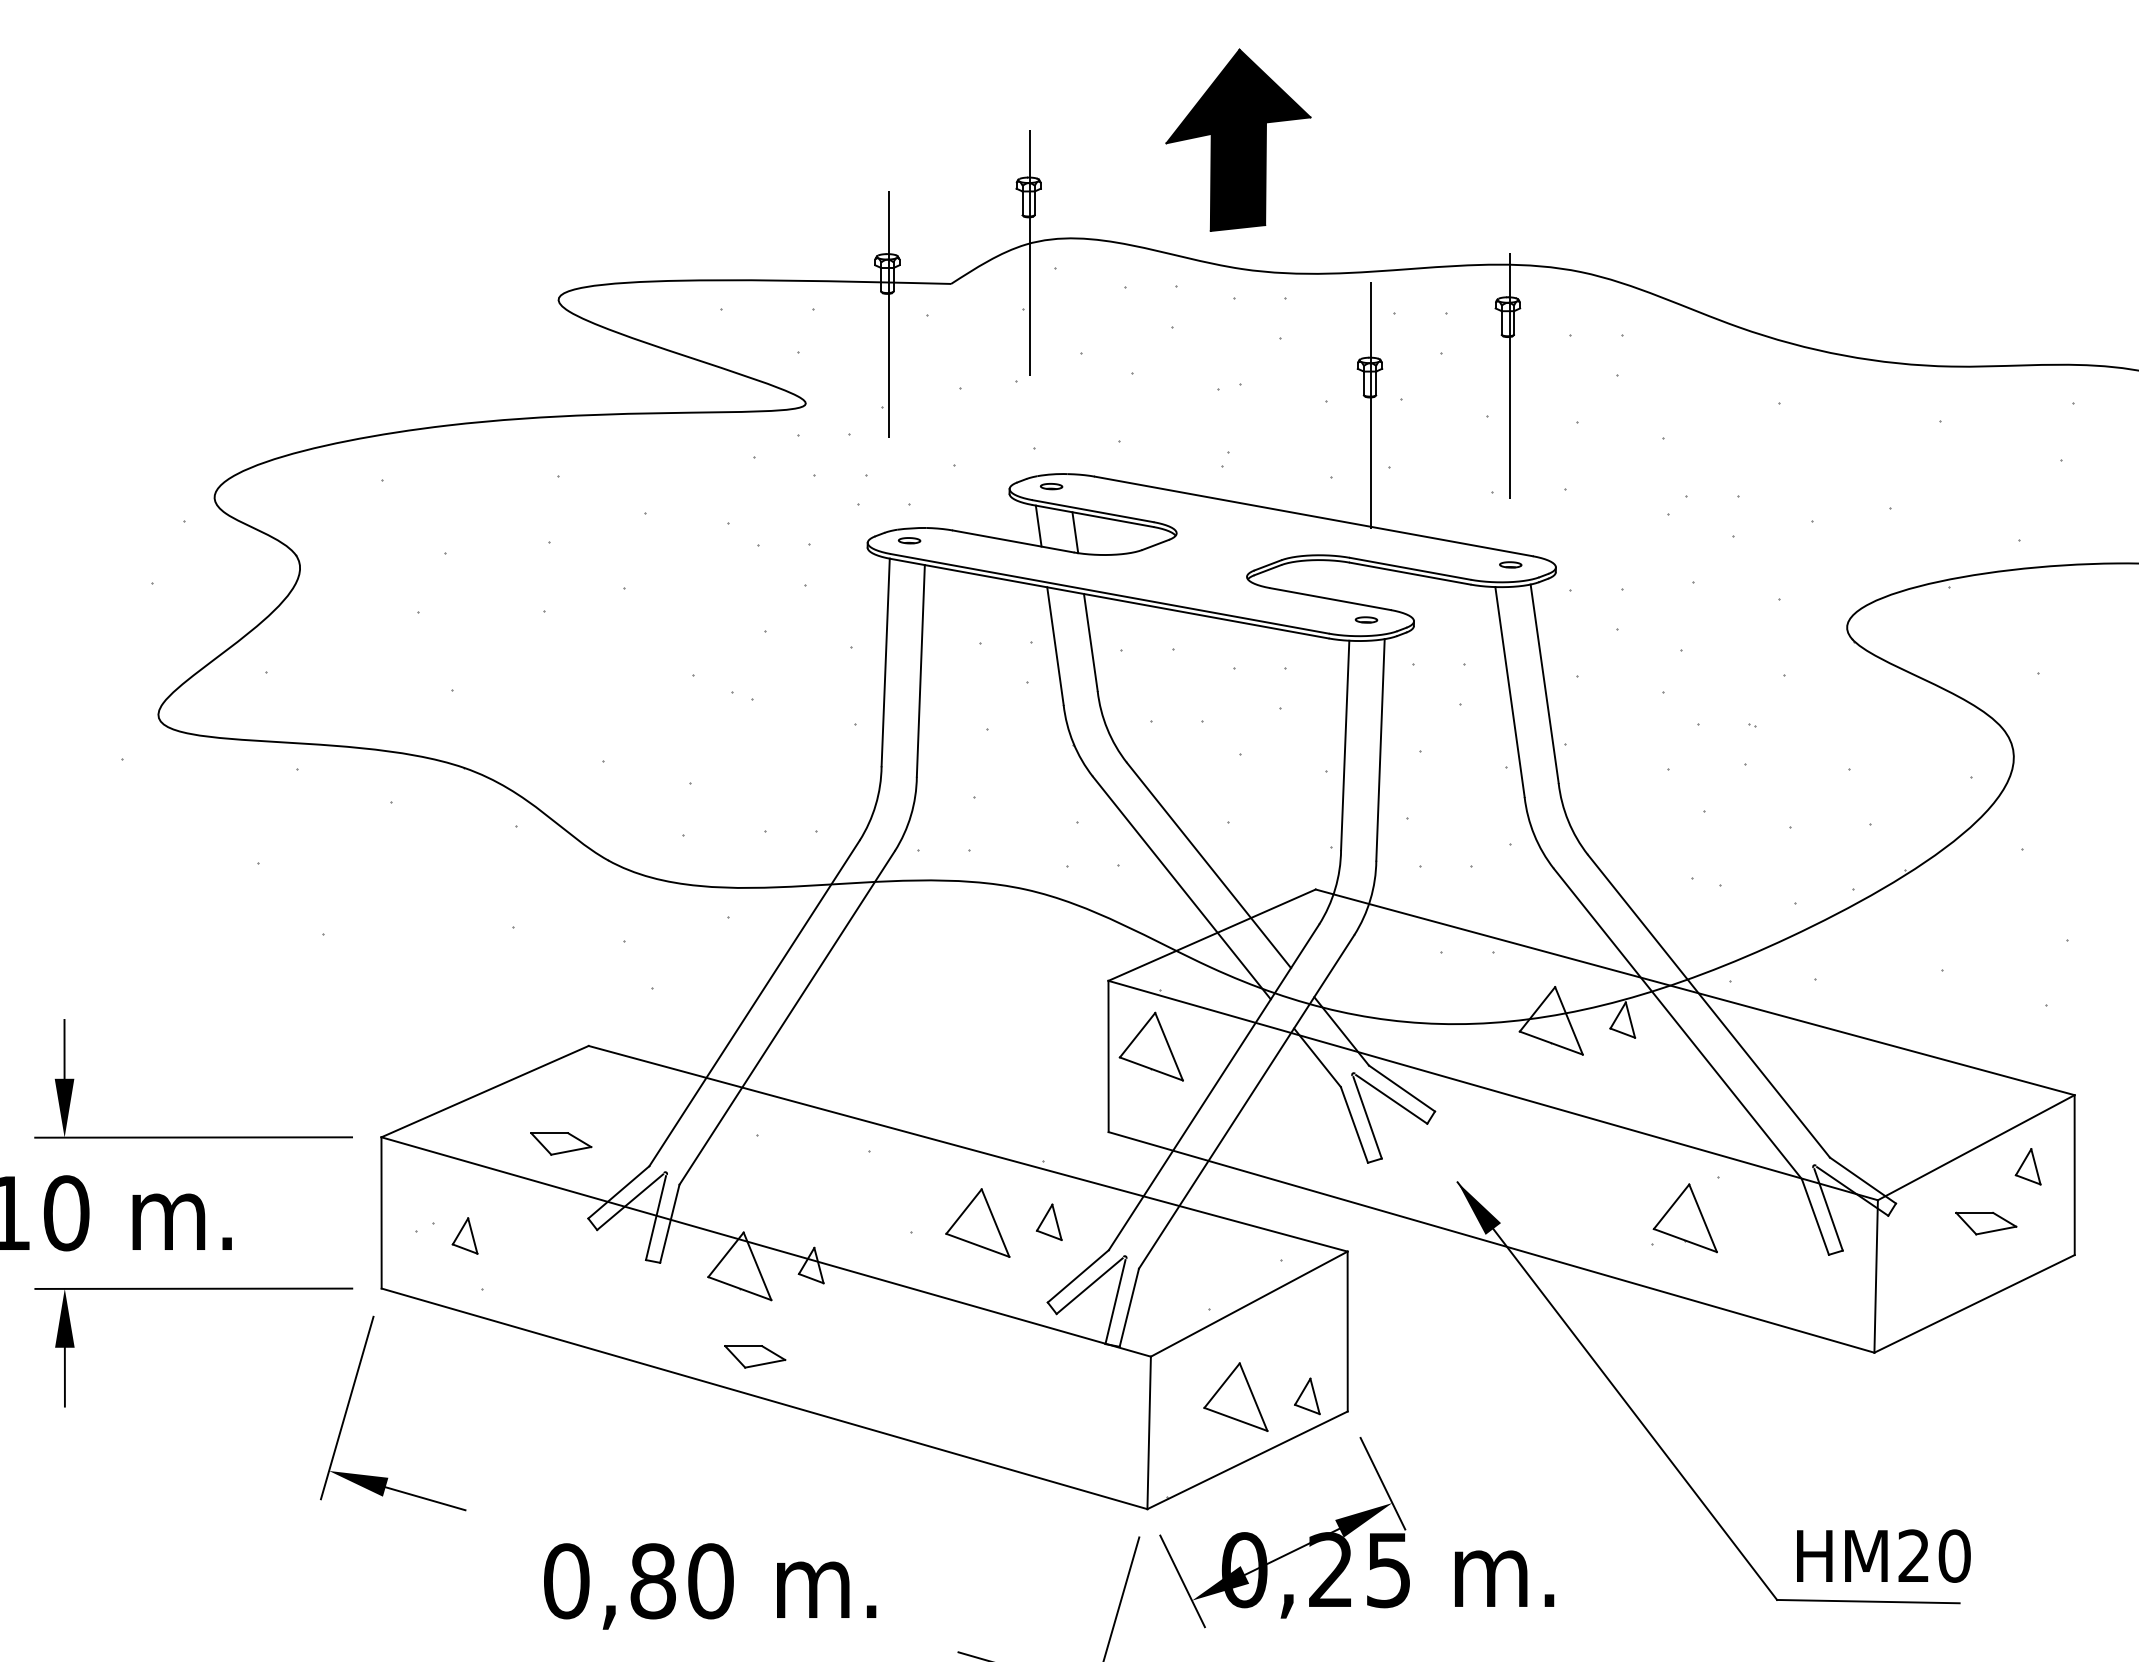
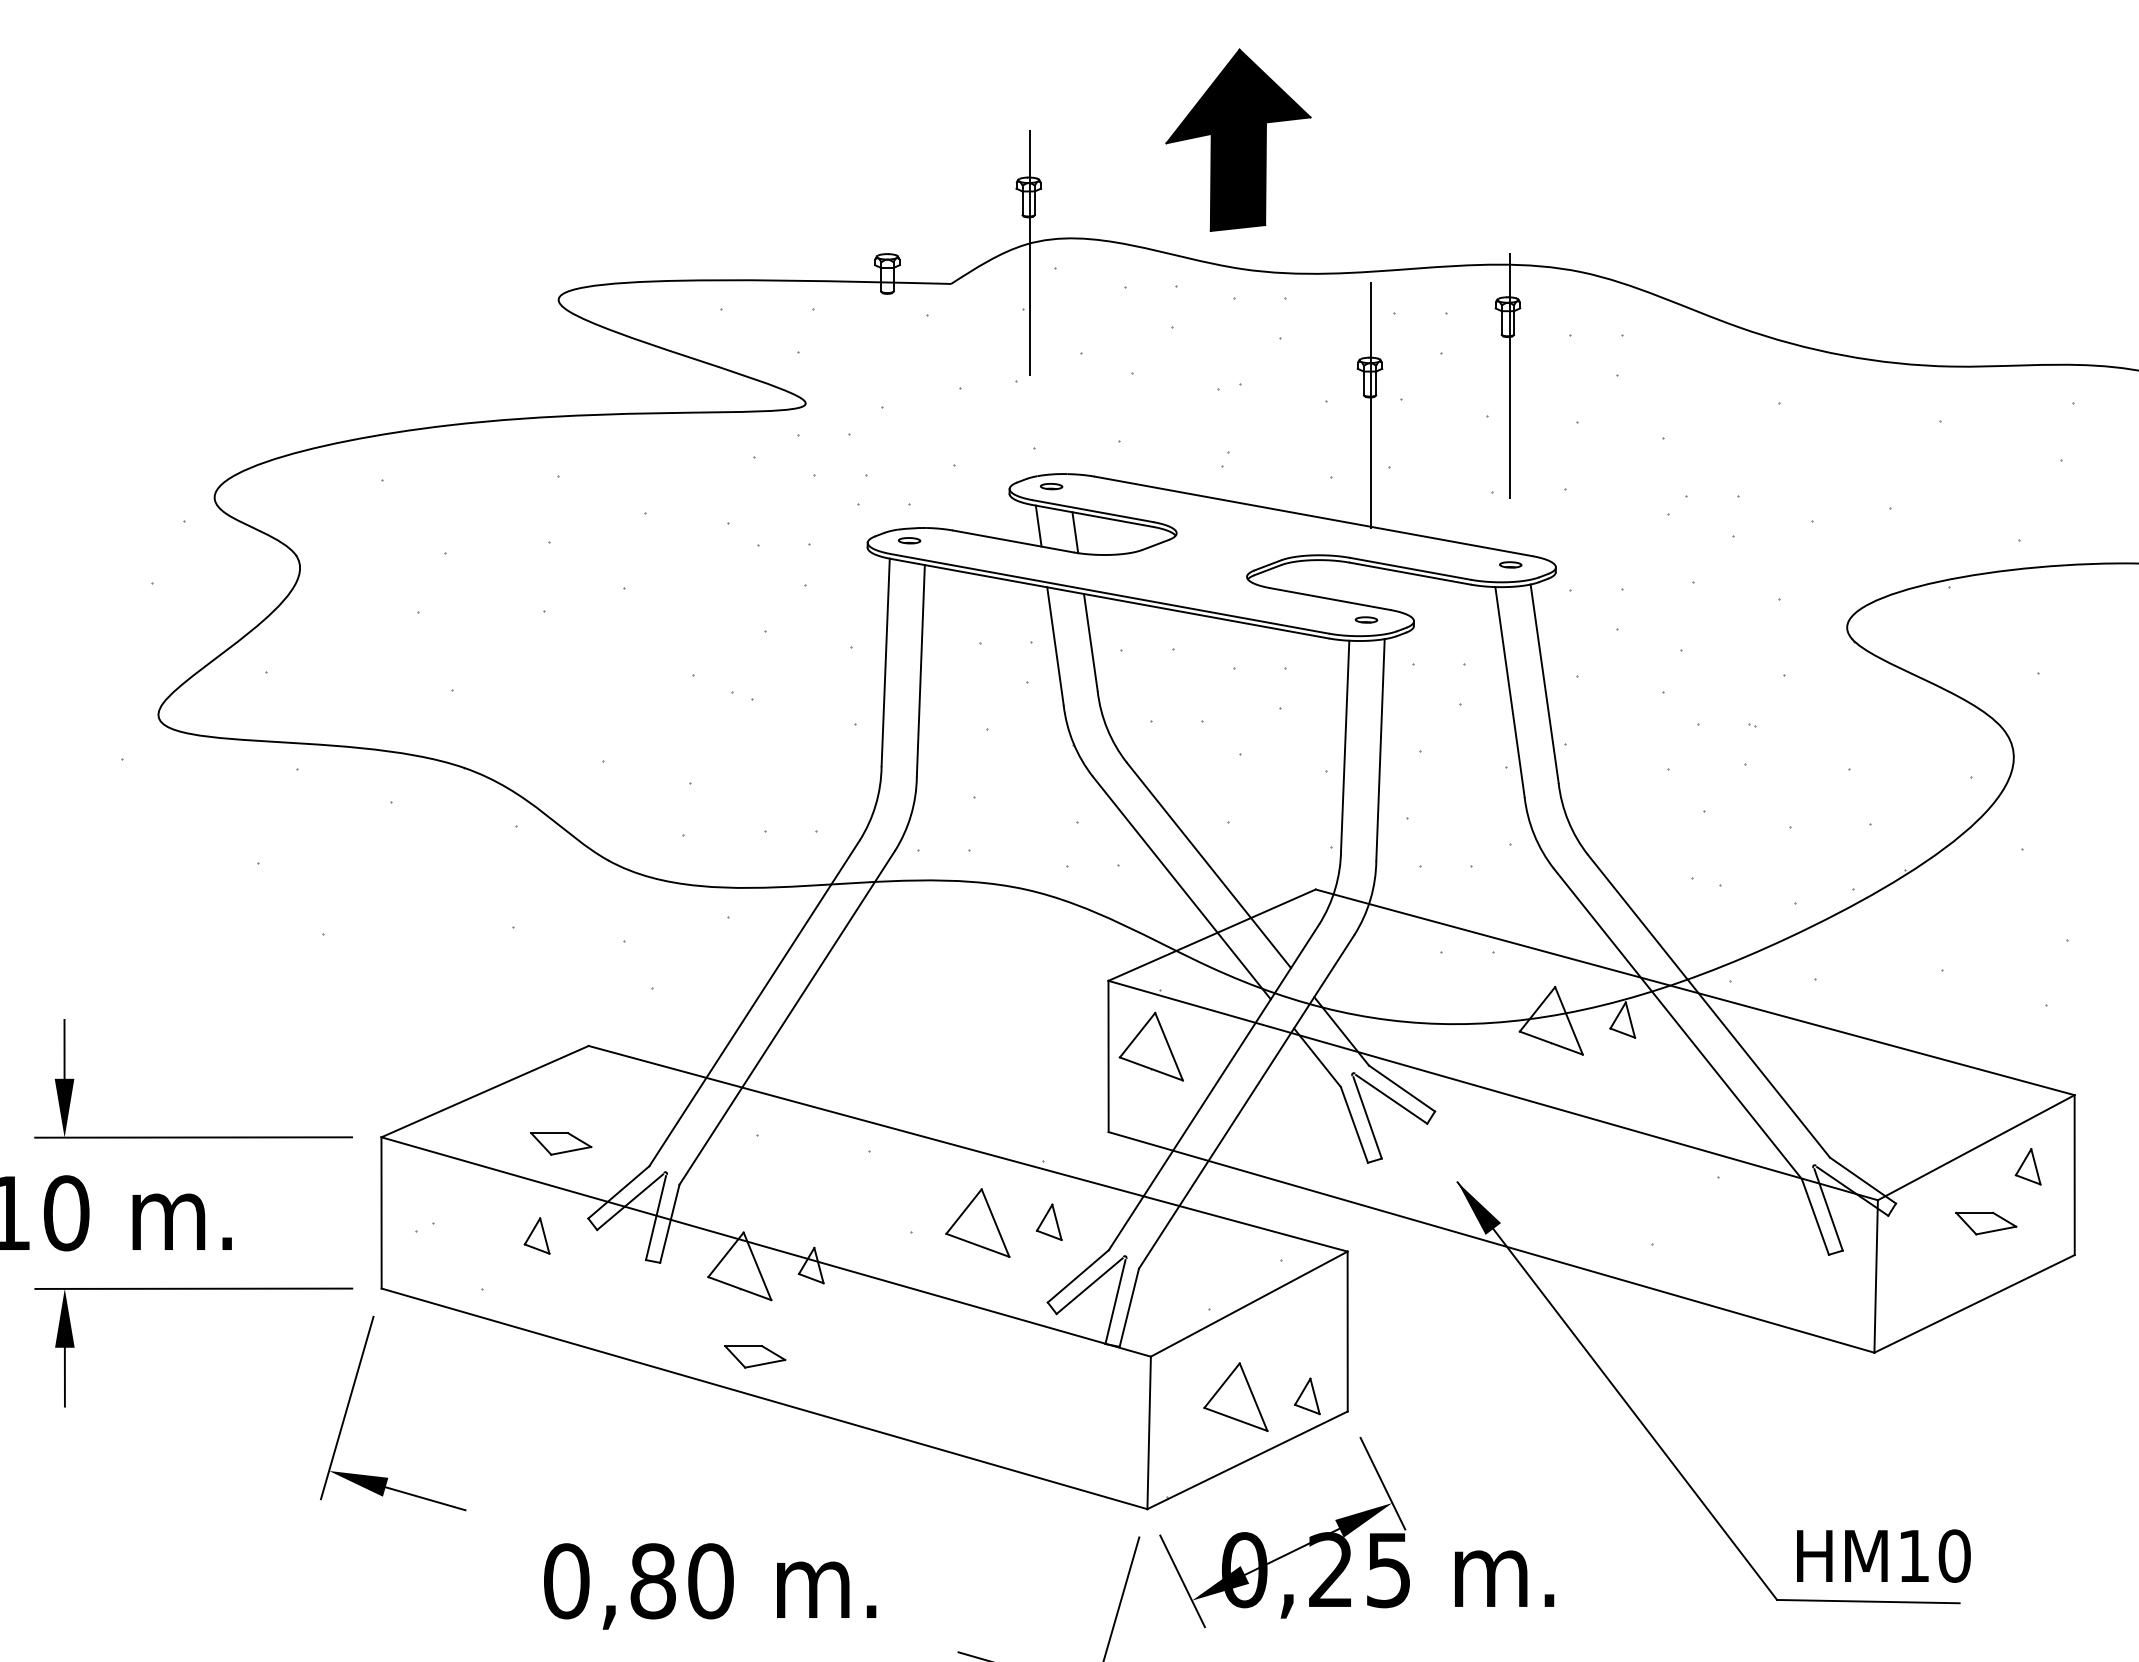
line: present -> none (888, 314)
part: present -> none (1684, 1218)
part position: (464, 1235) -> (536, 1235) (536, 1235)
text: HM20 -> HM10 (1913, 1555)
